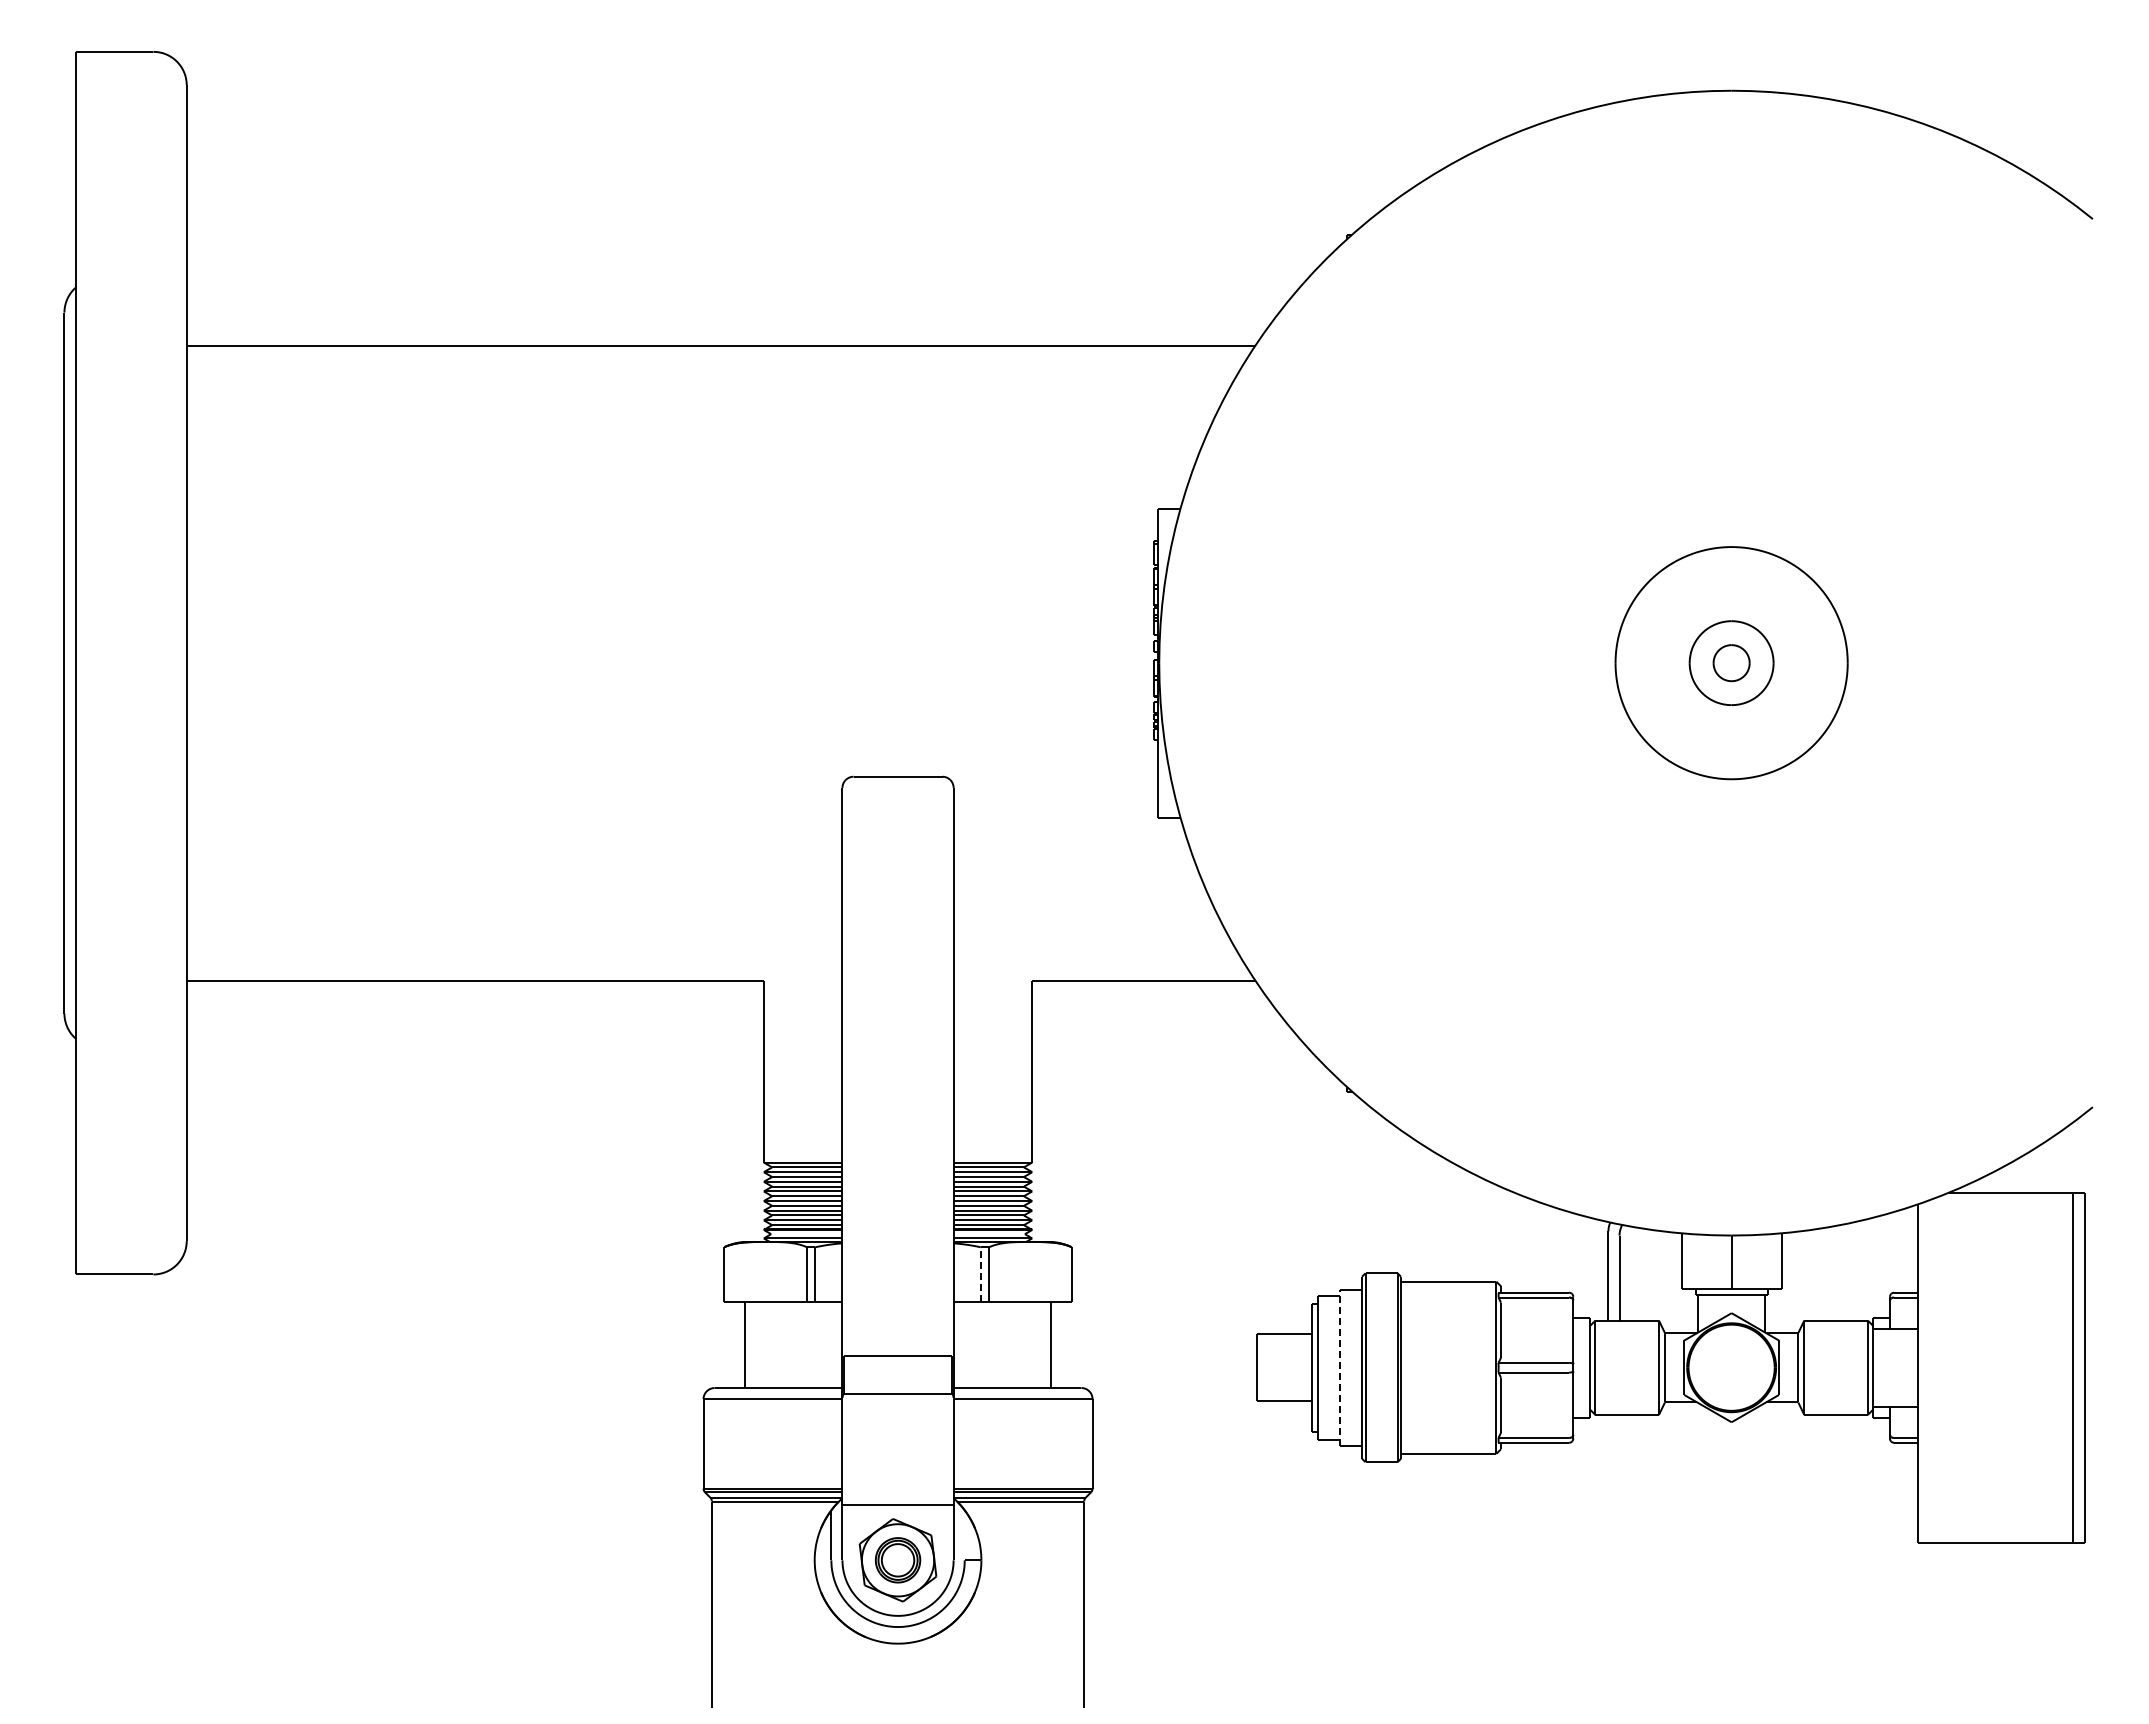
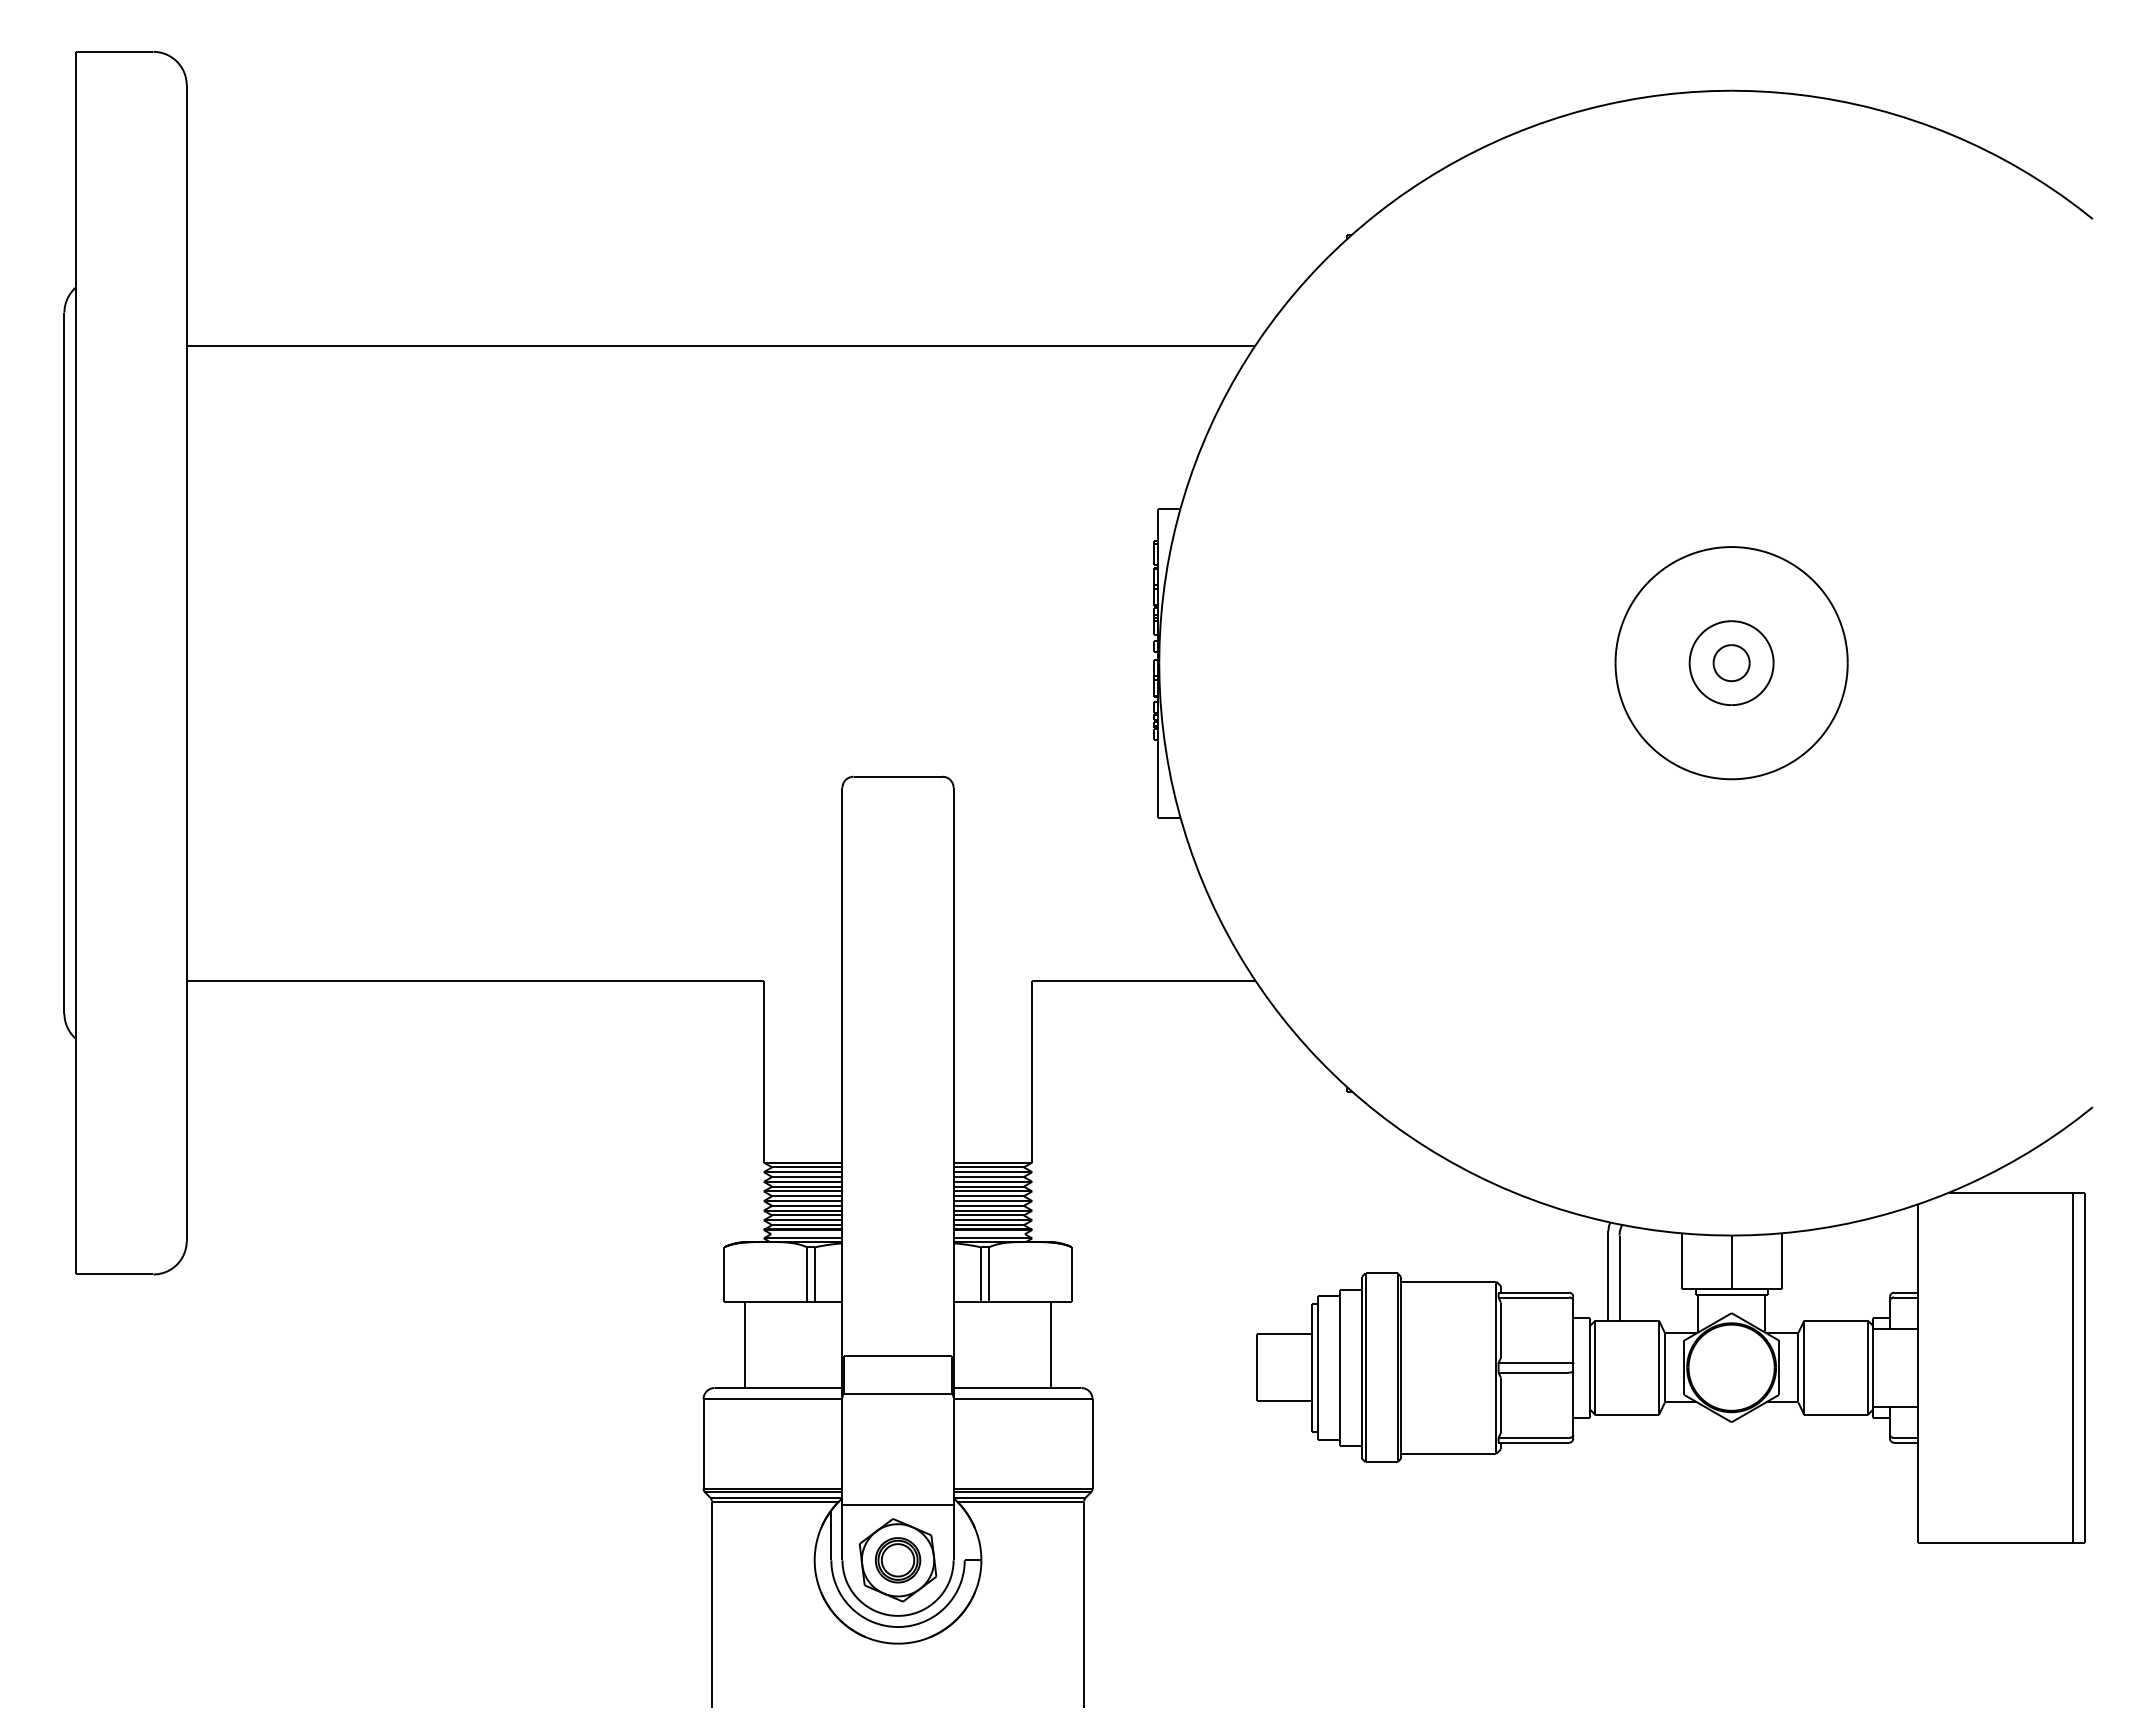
line: dashed -> solid (980, 1274)
line: dashed -> solid (1339, 1367)
